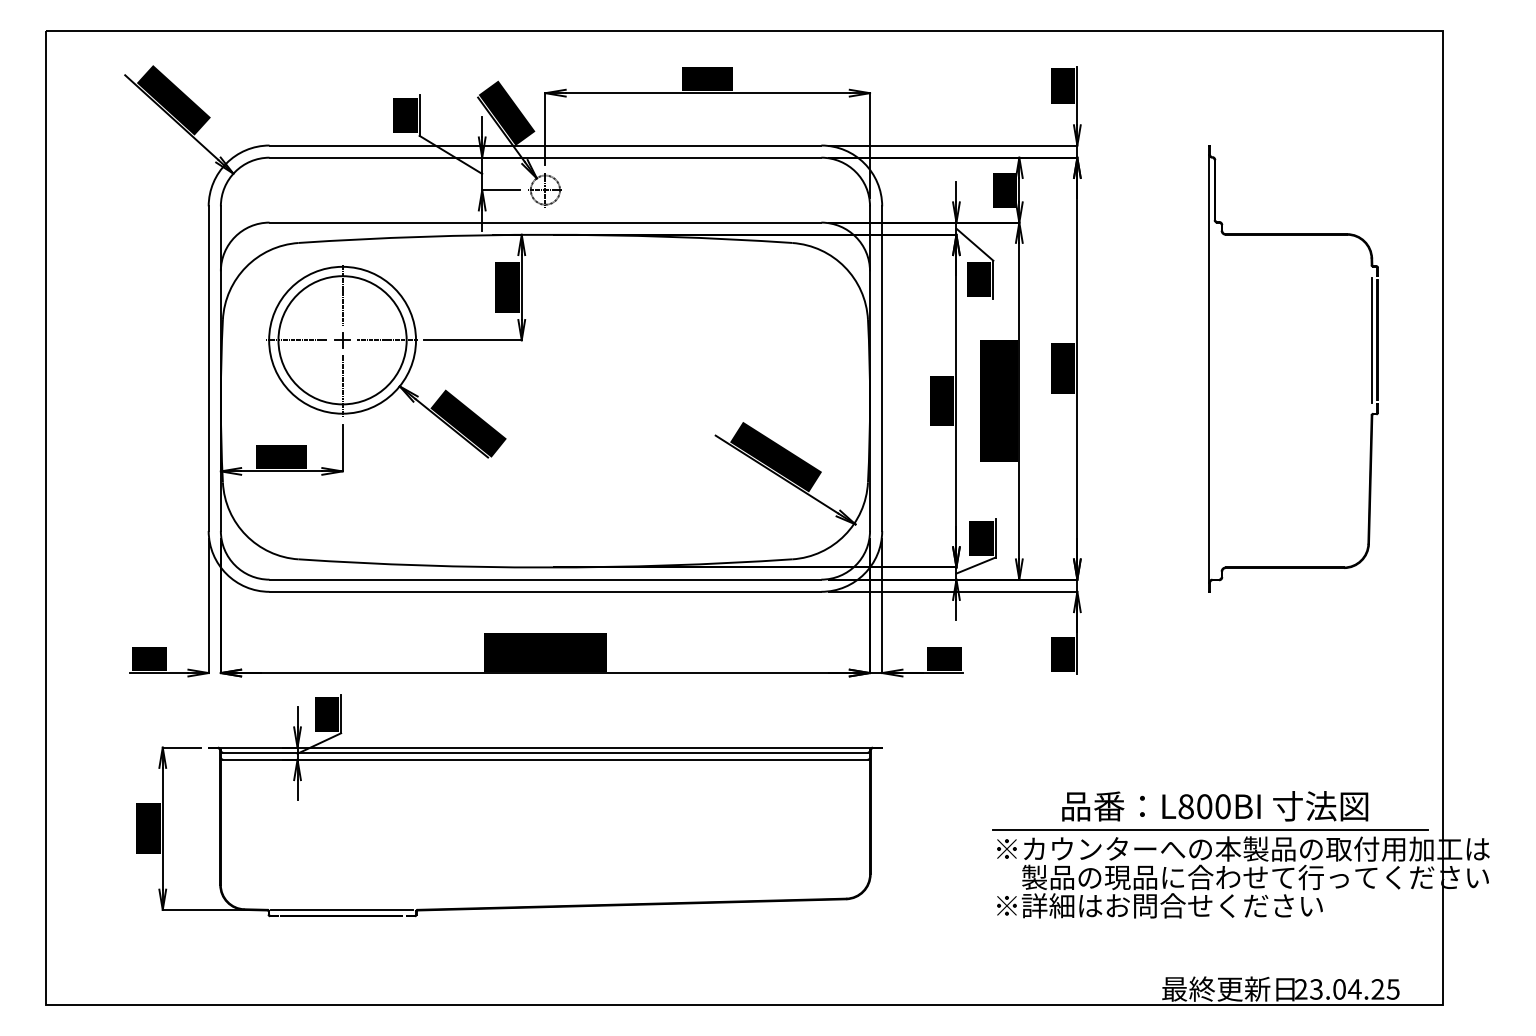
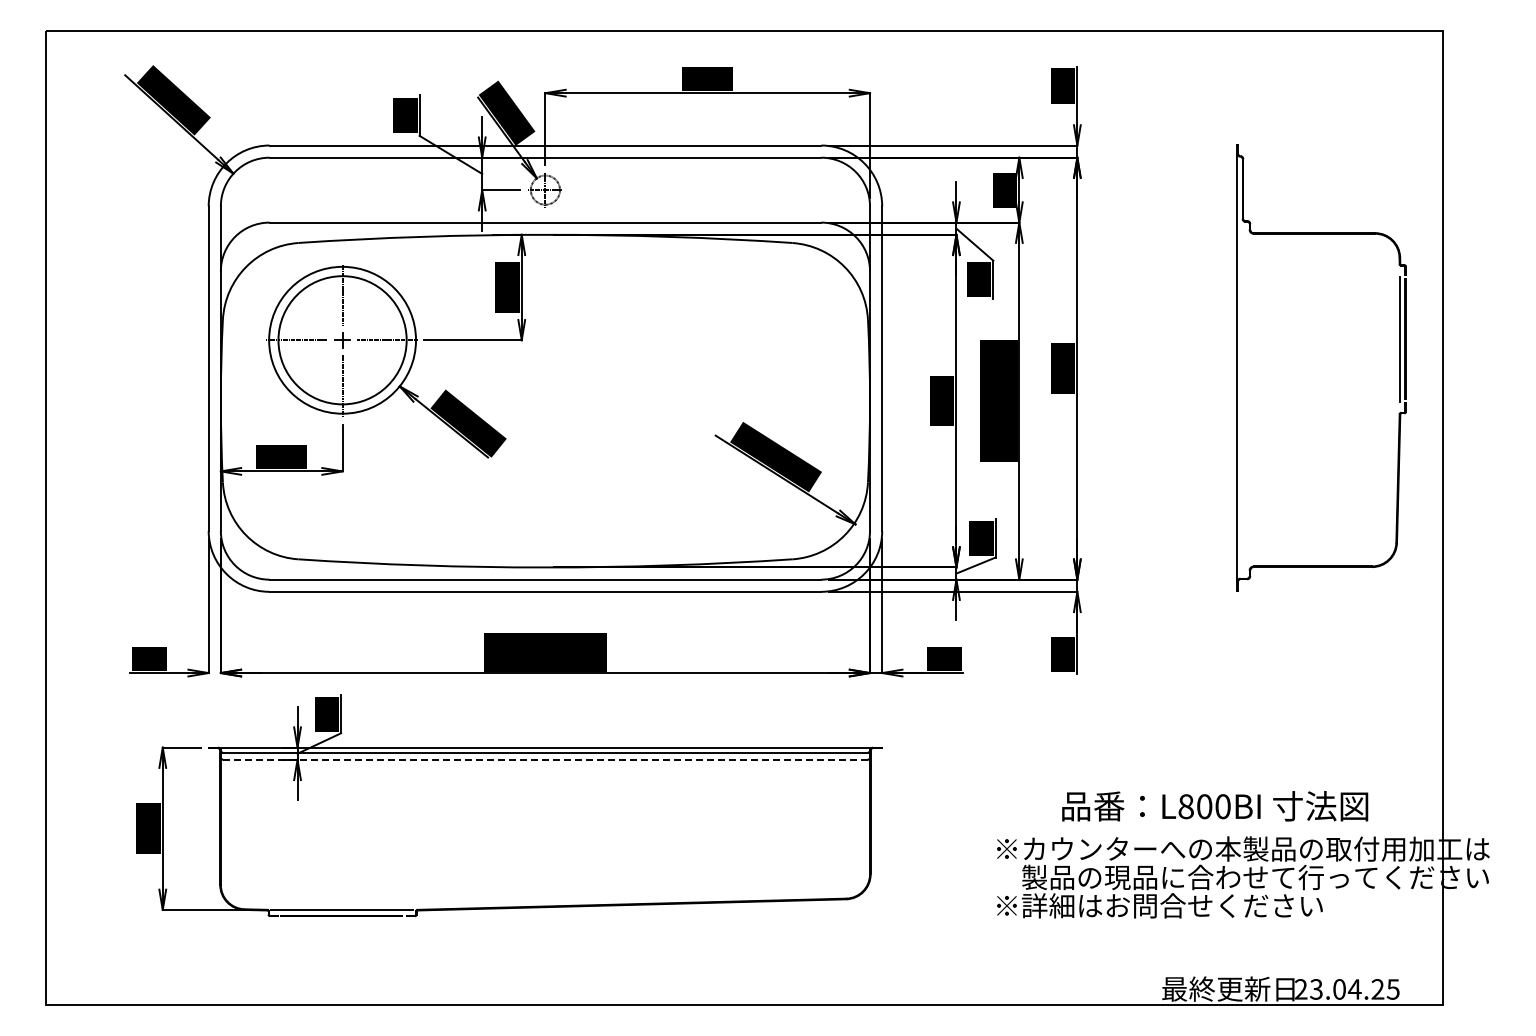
part position: (1371, 368) -> (1399, 367) (1399, 367)
line: solid -> dashed (544, 759)
line: present -> none (1210, 829)
